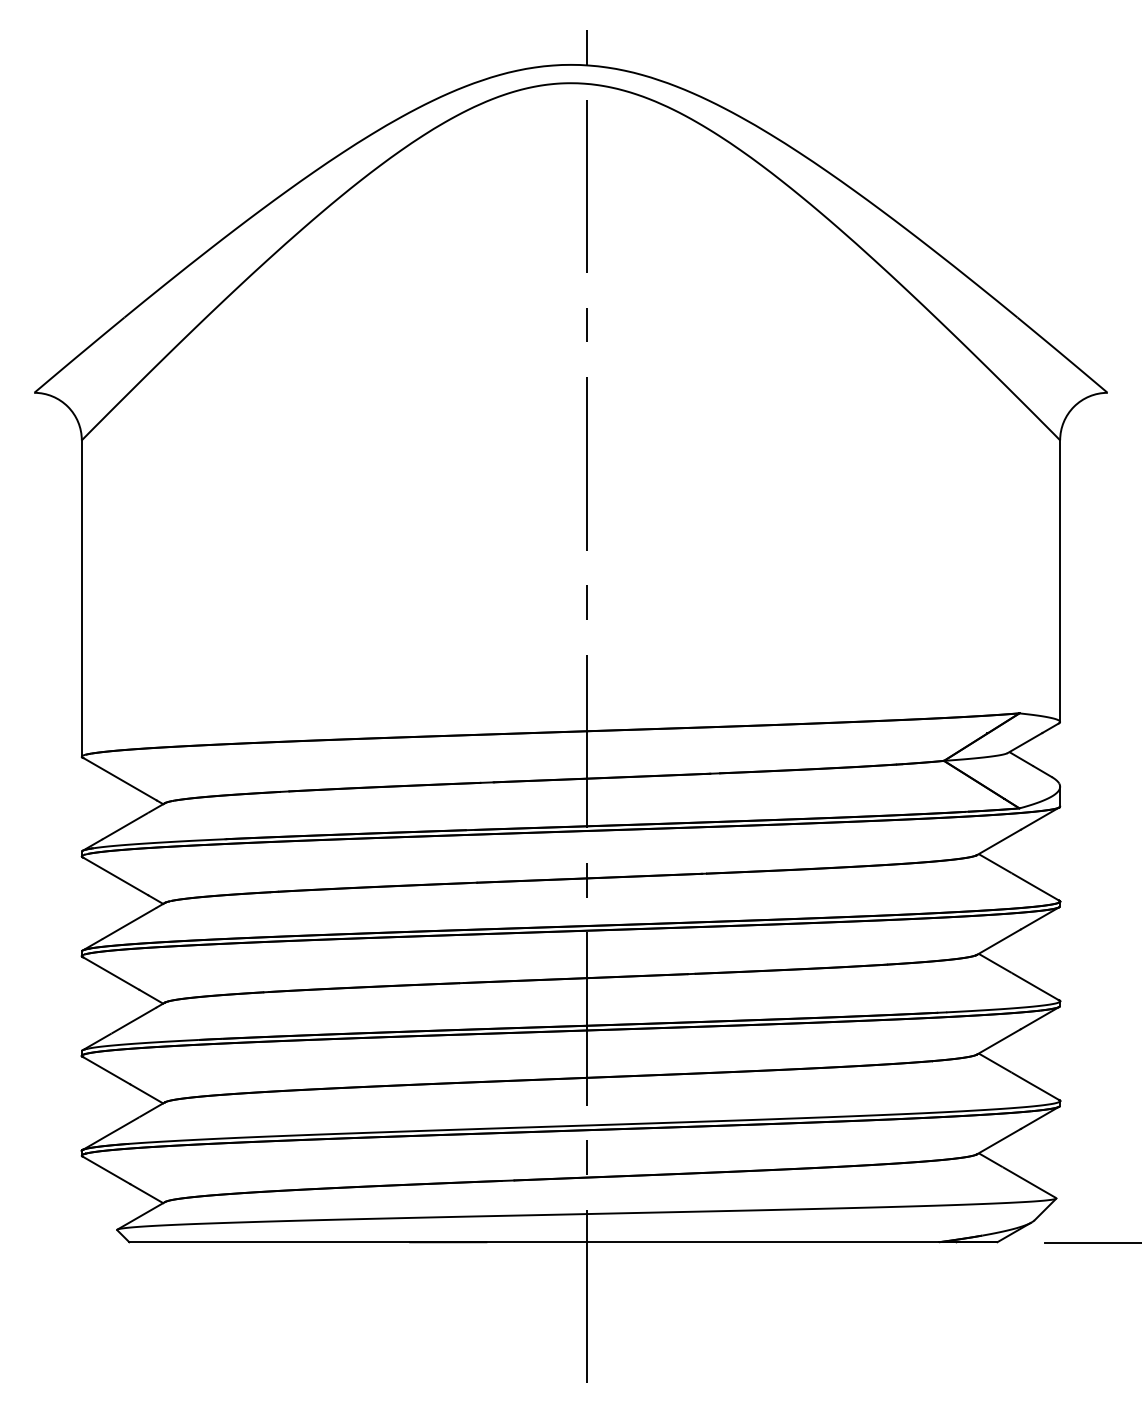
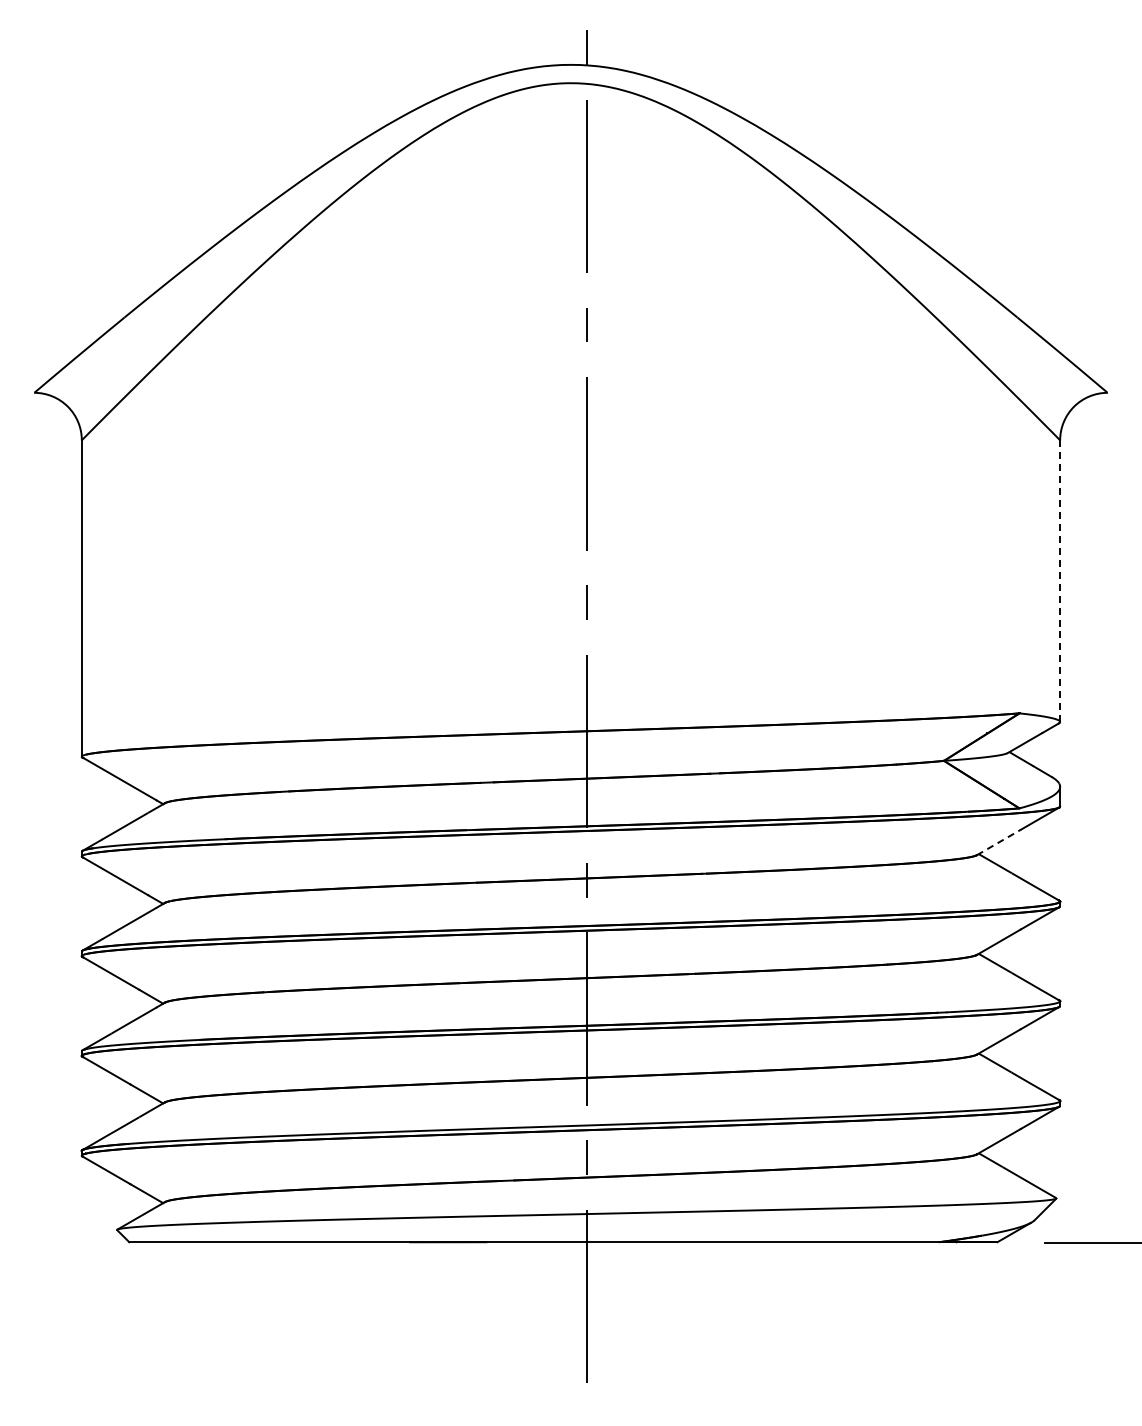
line: solid -> dashed (1060, 581)
line: solid -> dashed (999, 842)
